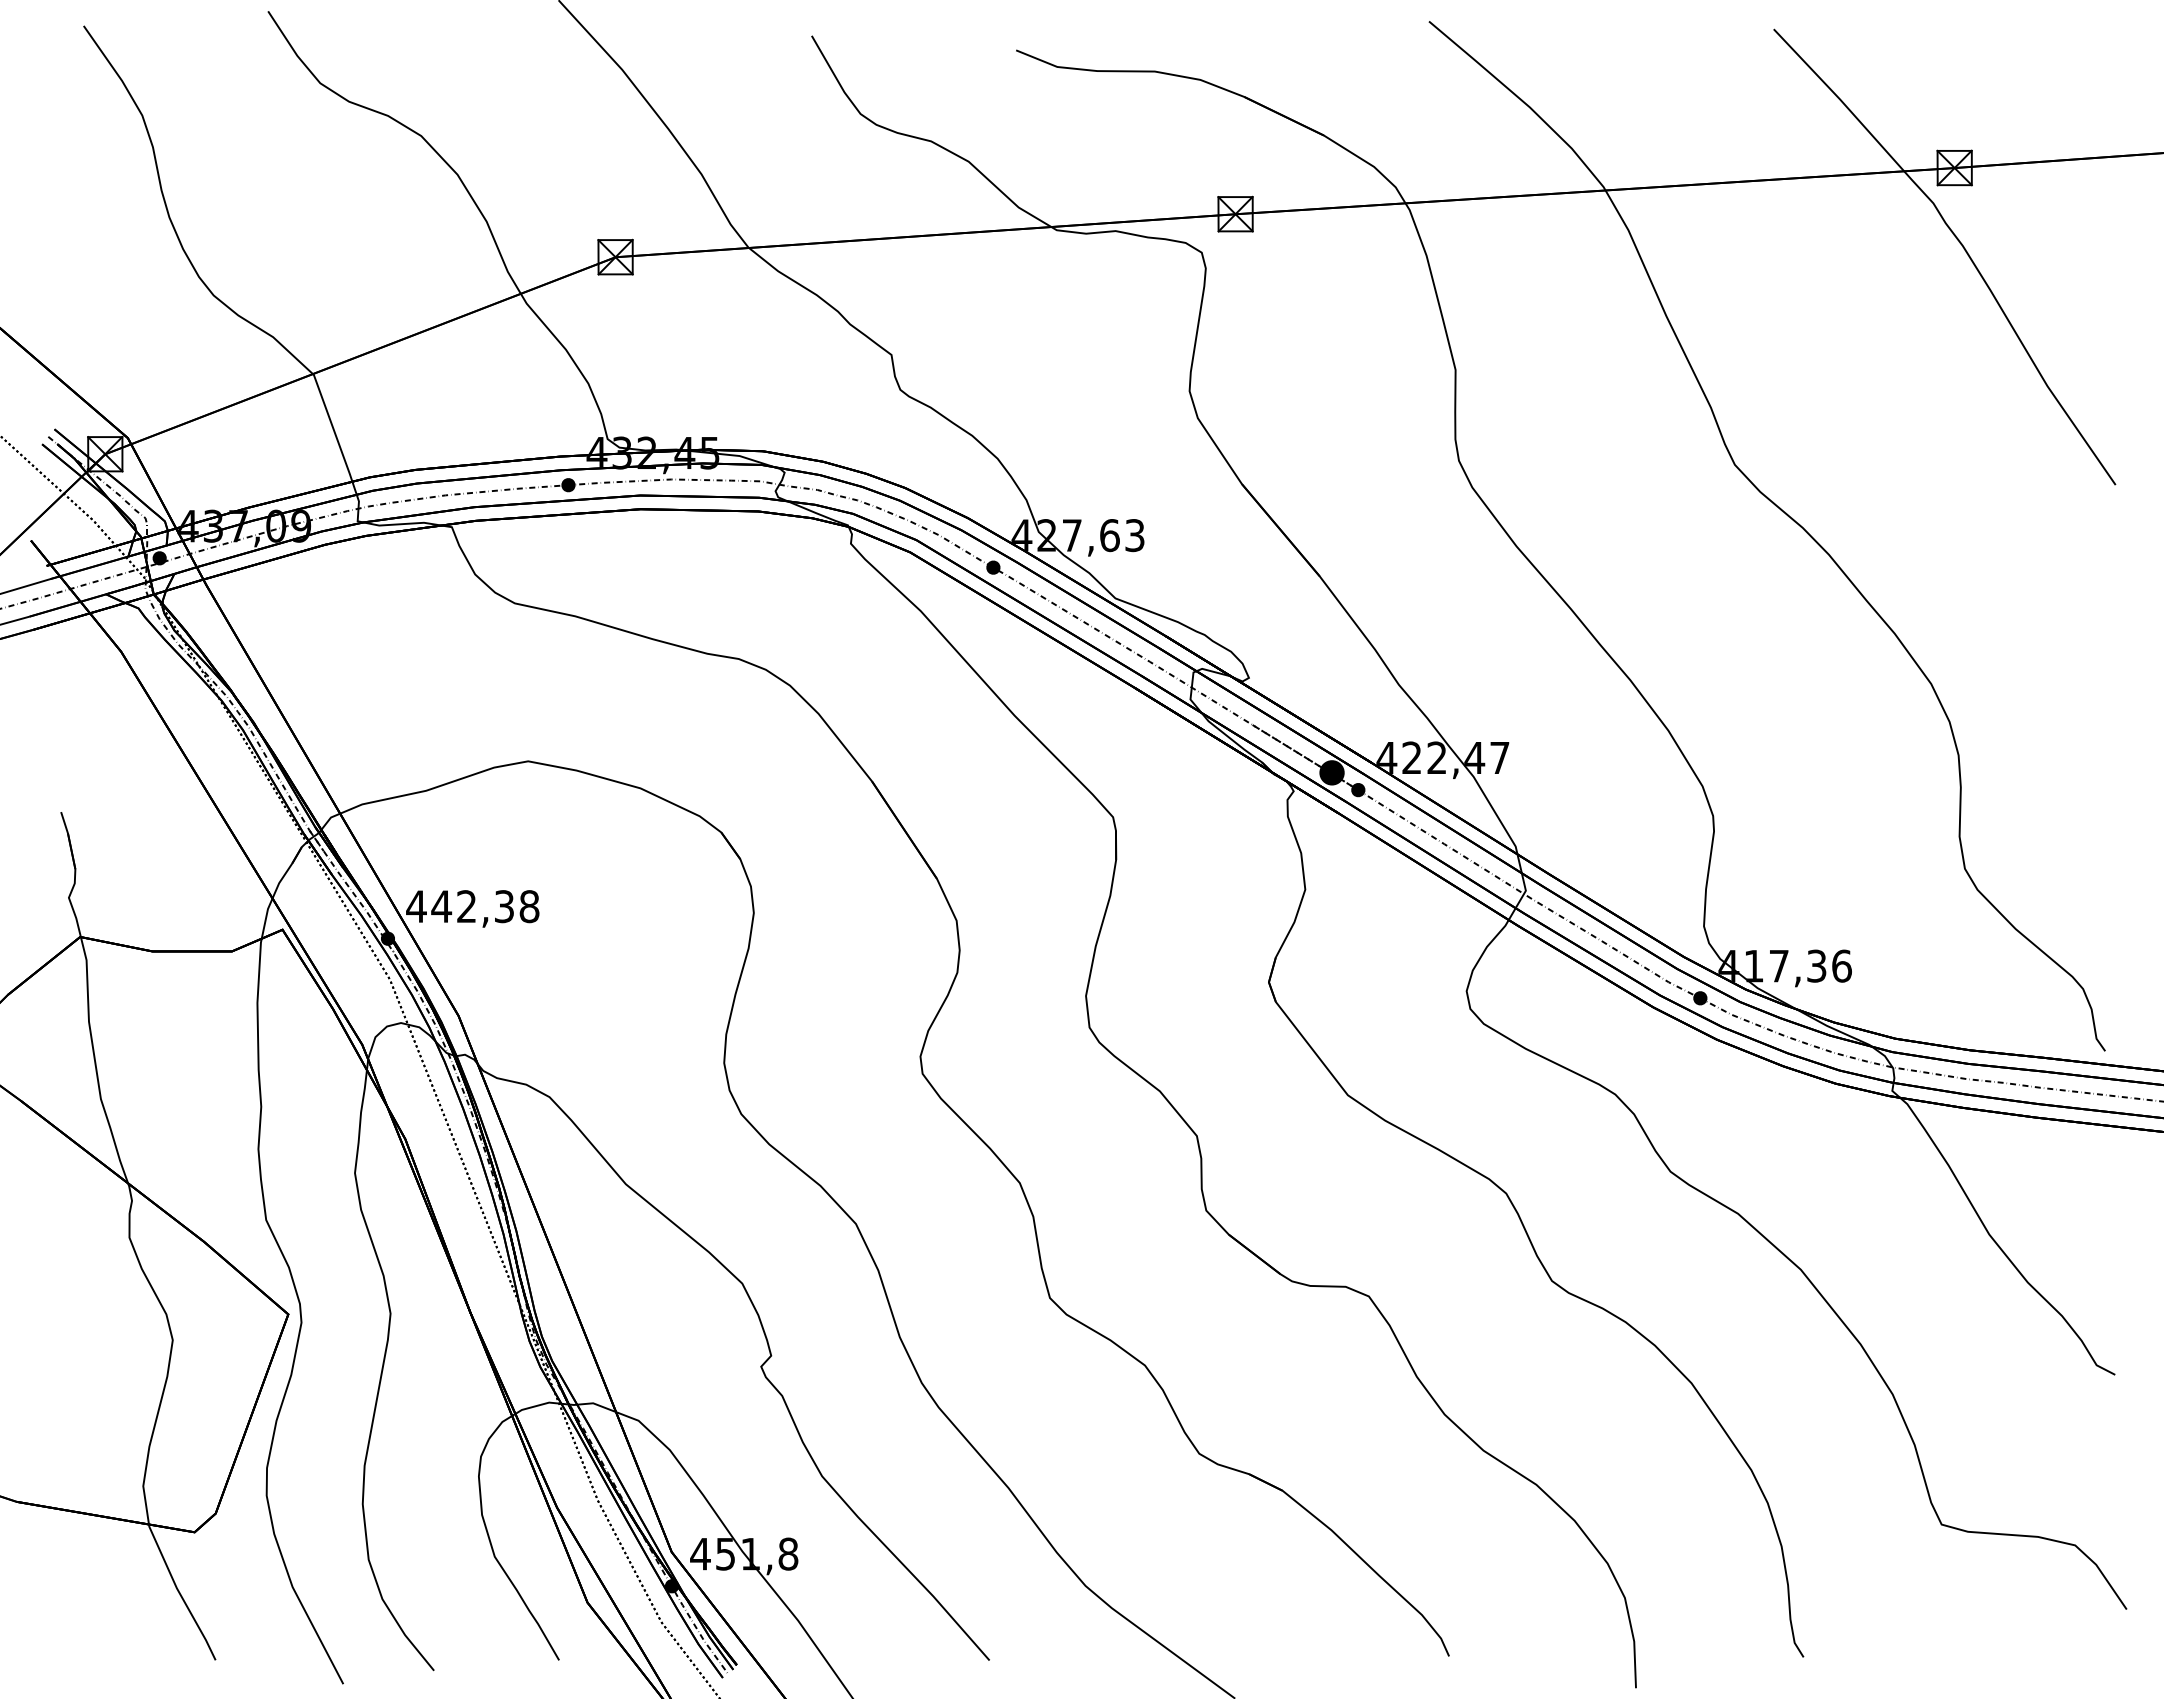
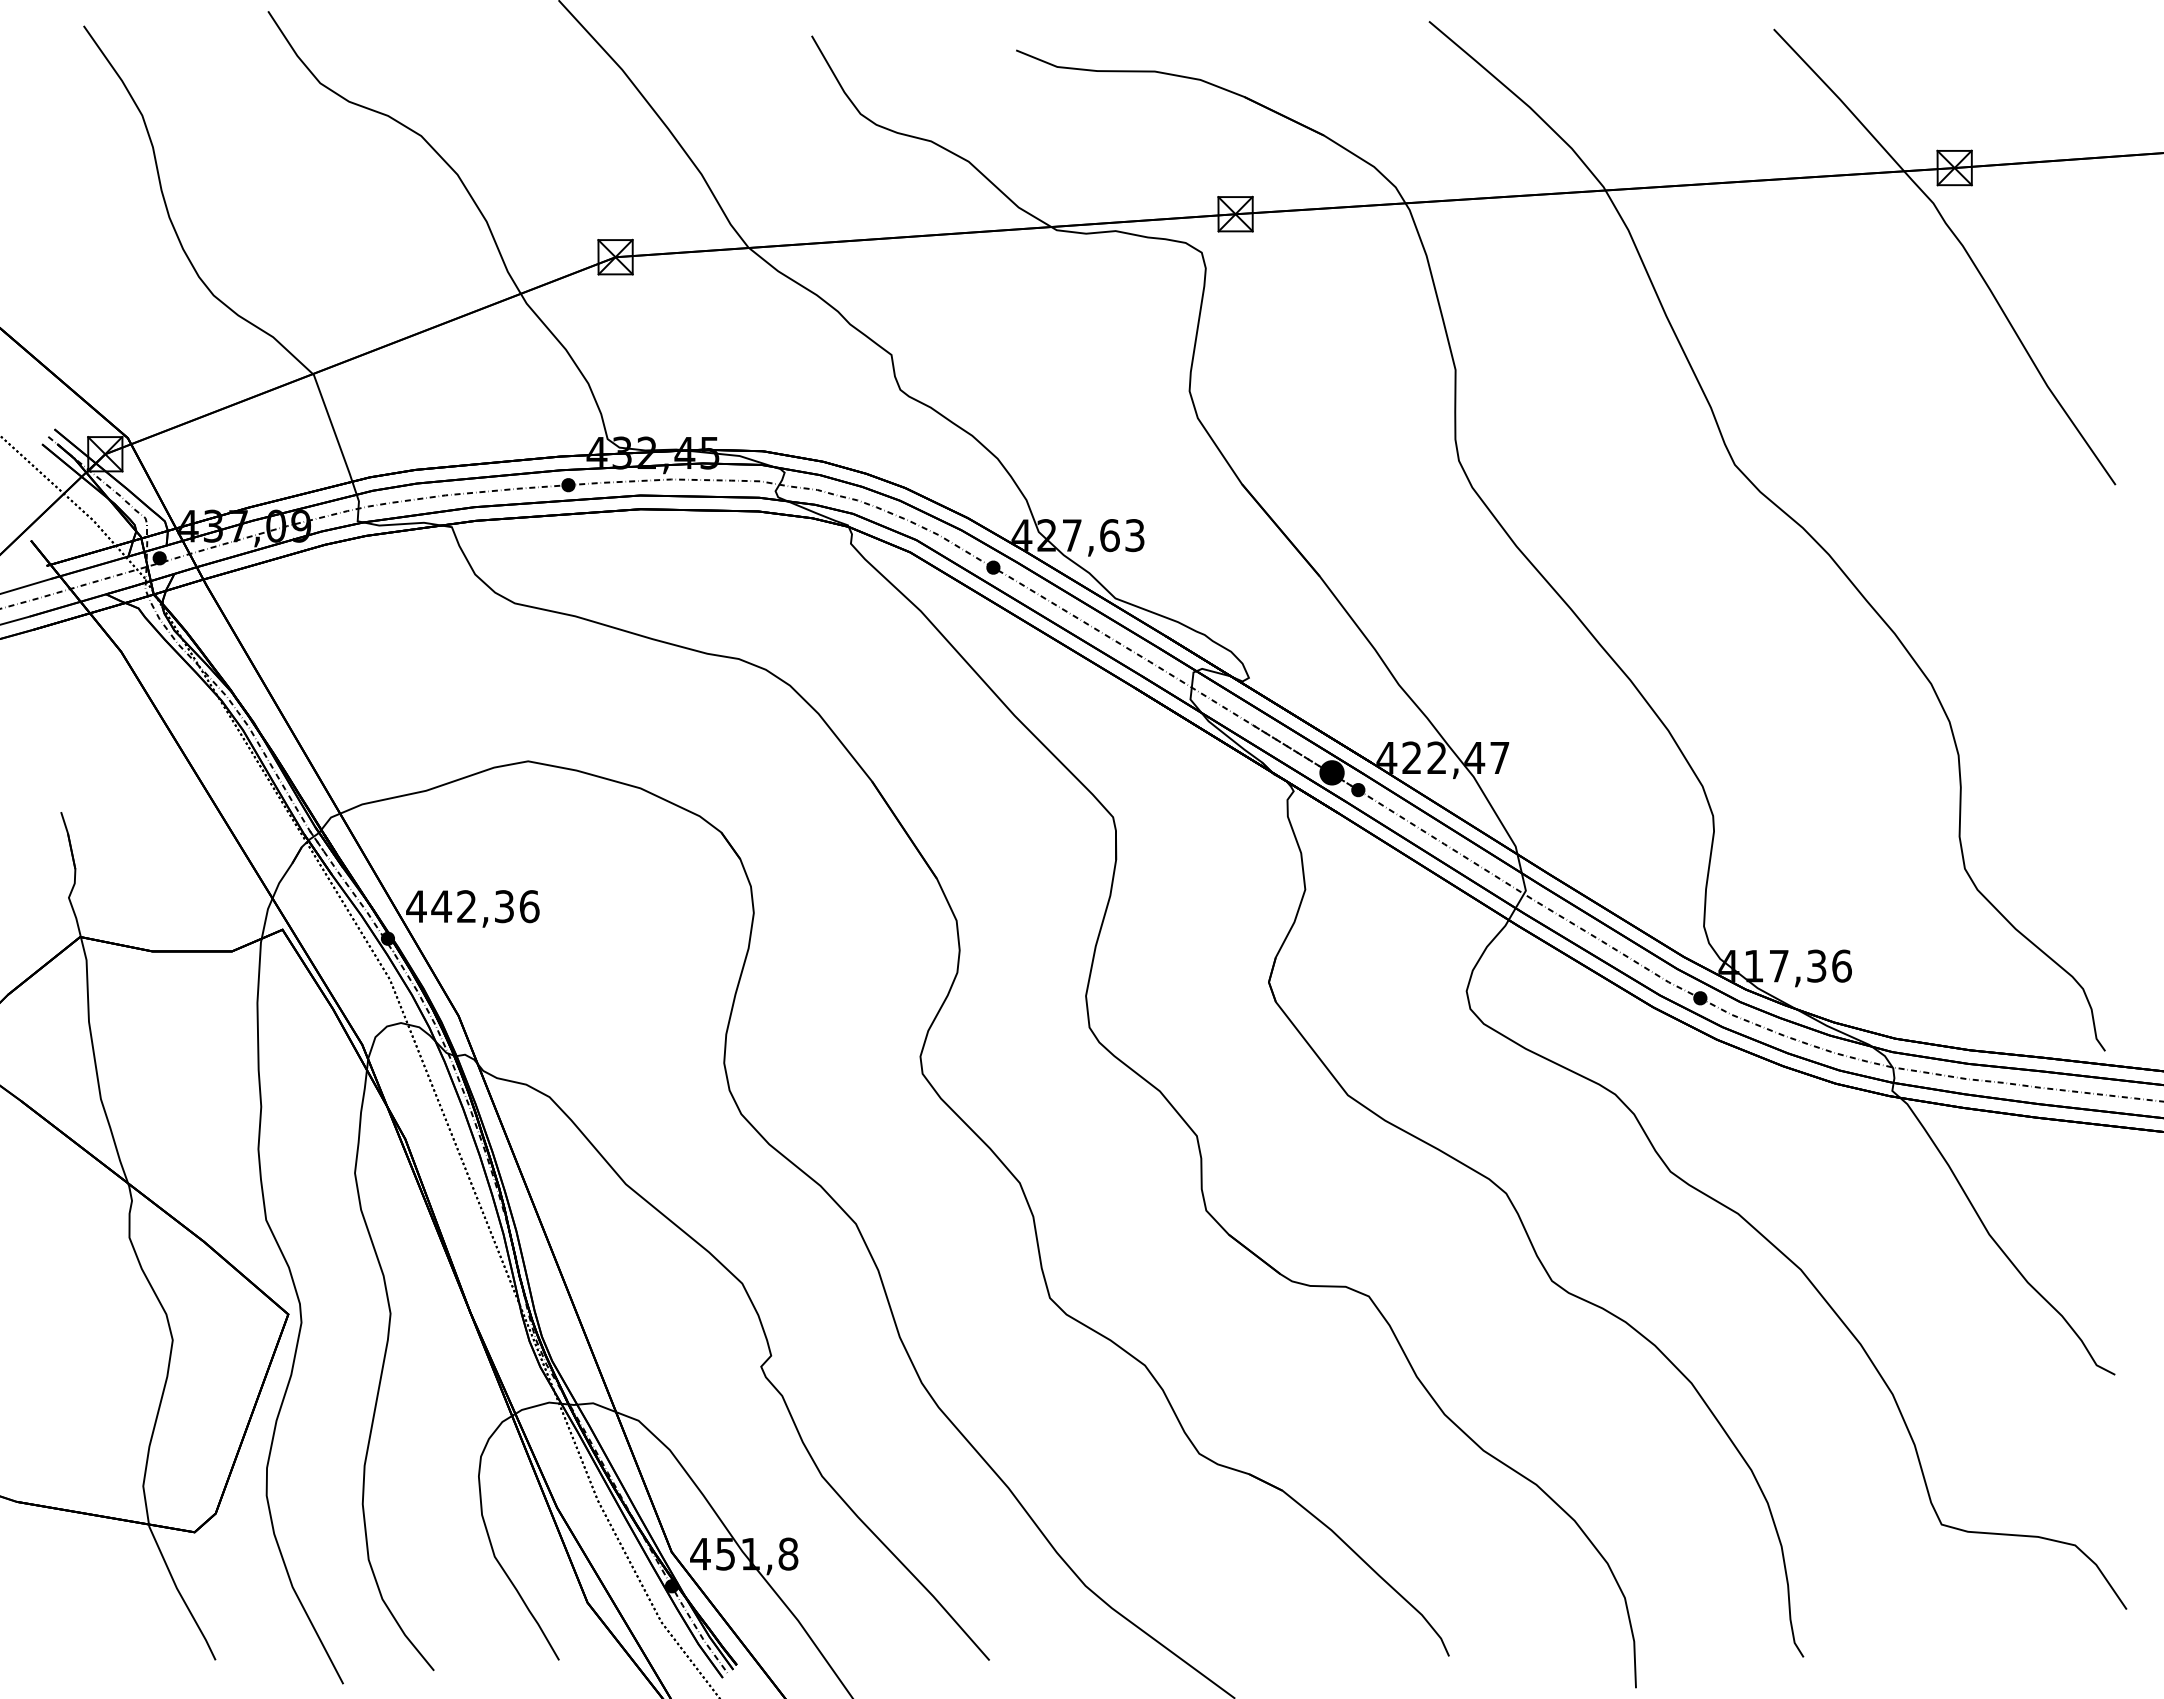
text: 442,38 -> 442,36 (529, 906)
